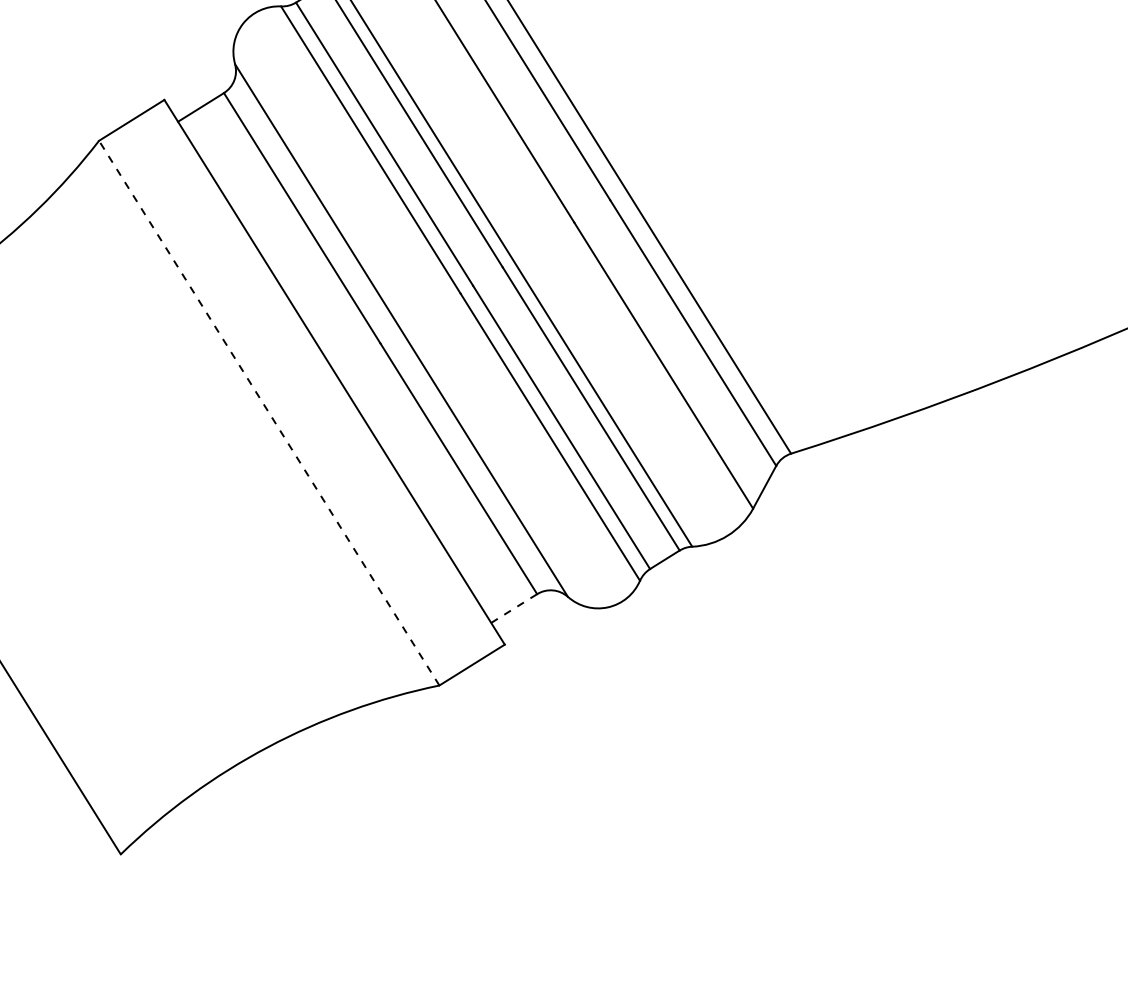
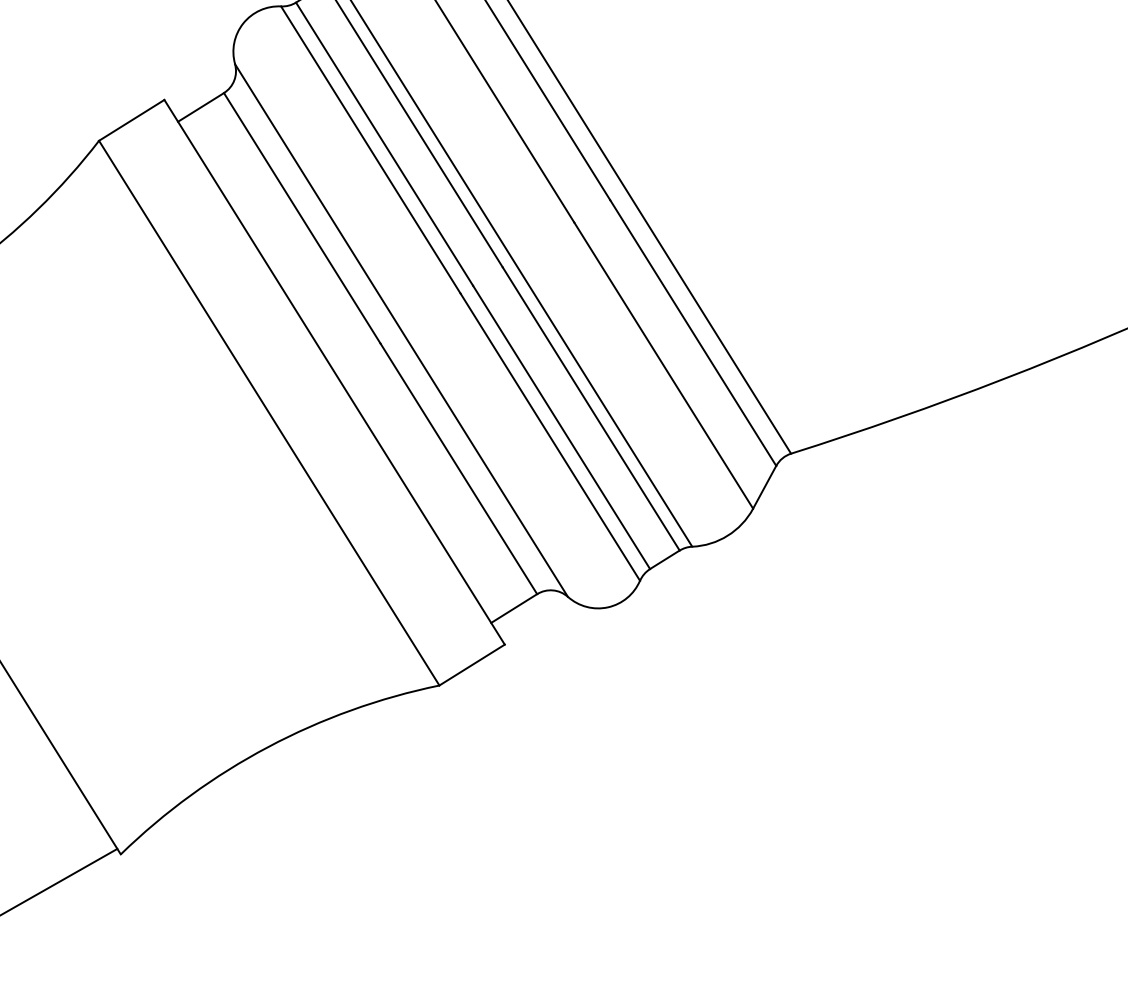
line: dashed -> solid (268, 412)
line: dashed -> solid (514, 608)
line: none -> present (59, 881)
